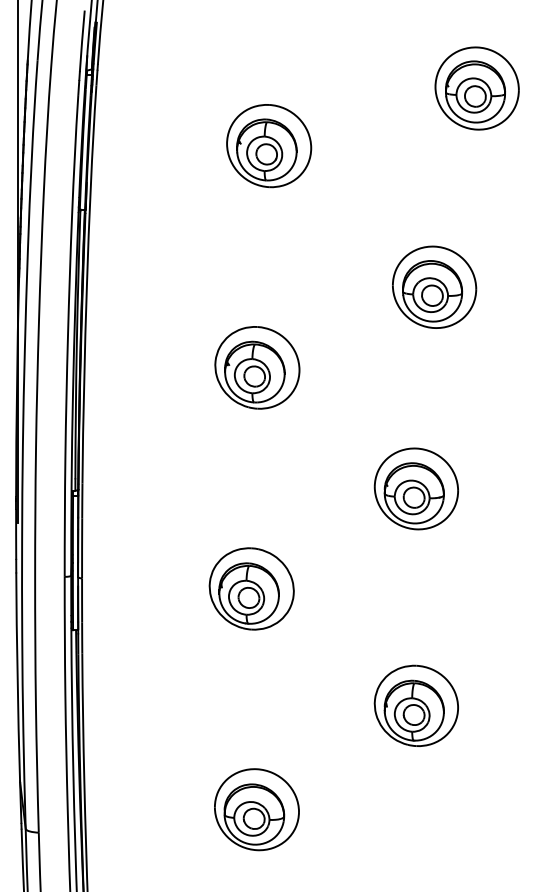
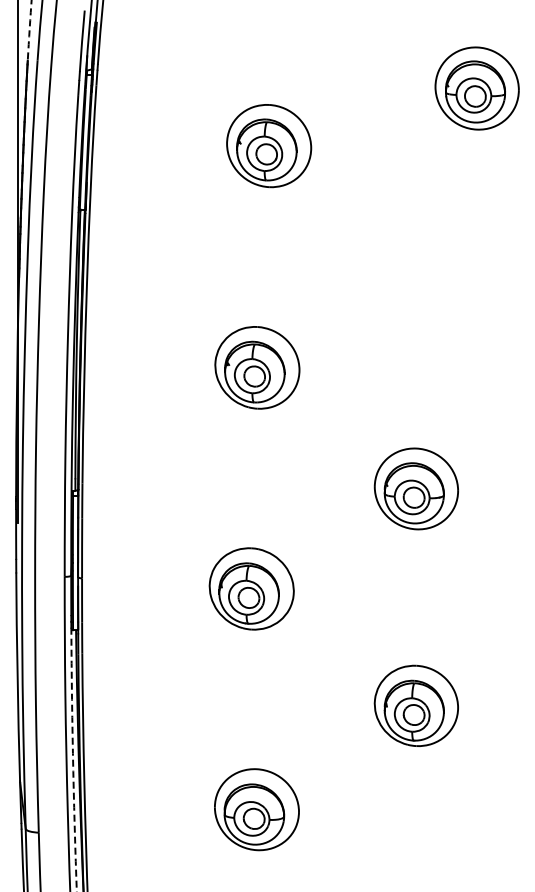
arc: solid -> dashed (29, 30)
part: present -> none (434, 286)
arc: solid -> dashed (73, 760)
